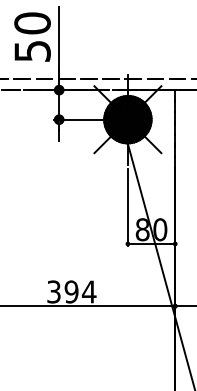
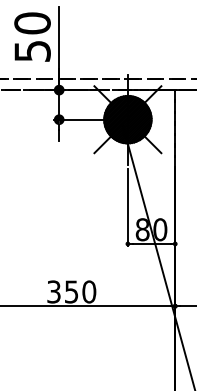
text: 394 -> 350 (80, 291)
